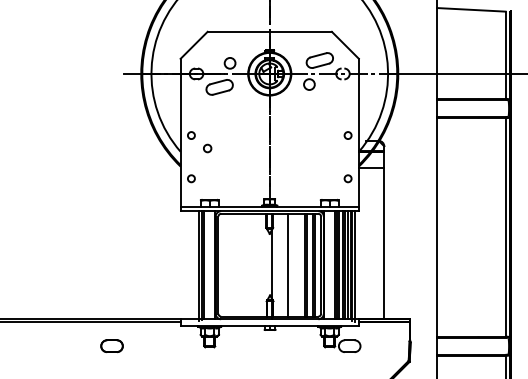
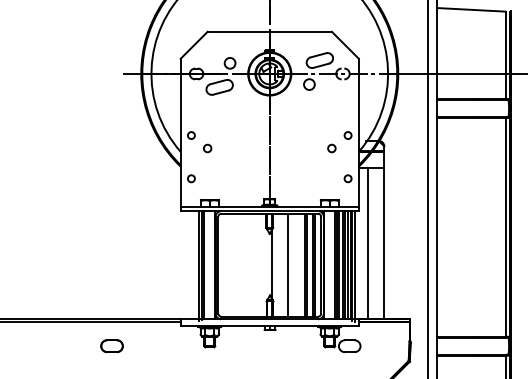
circle: none -> present (331, 148)
line: none -> present (427, 188)
line: none -> present (367, 243)
